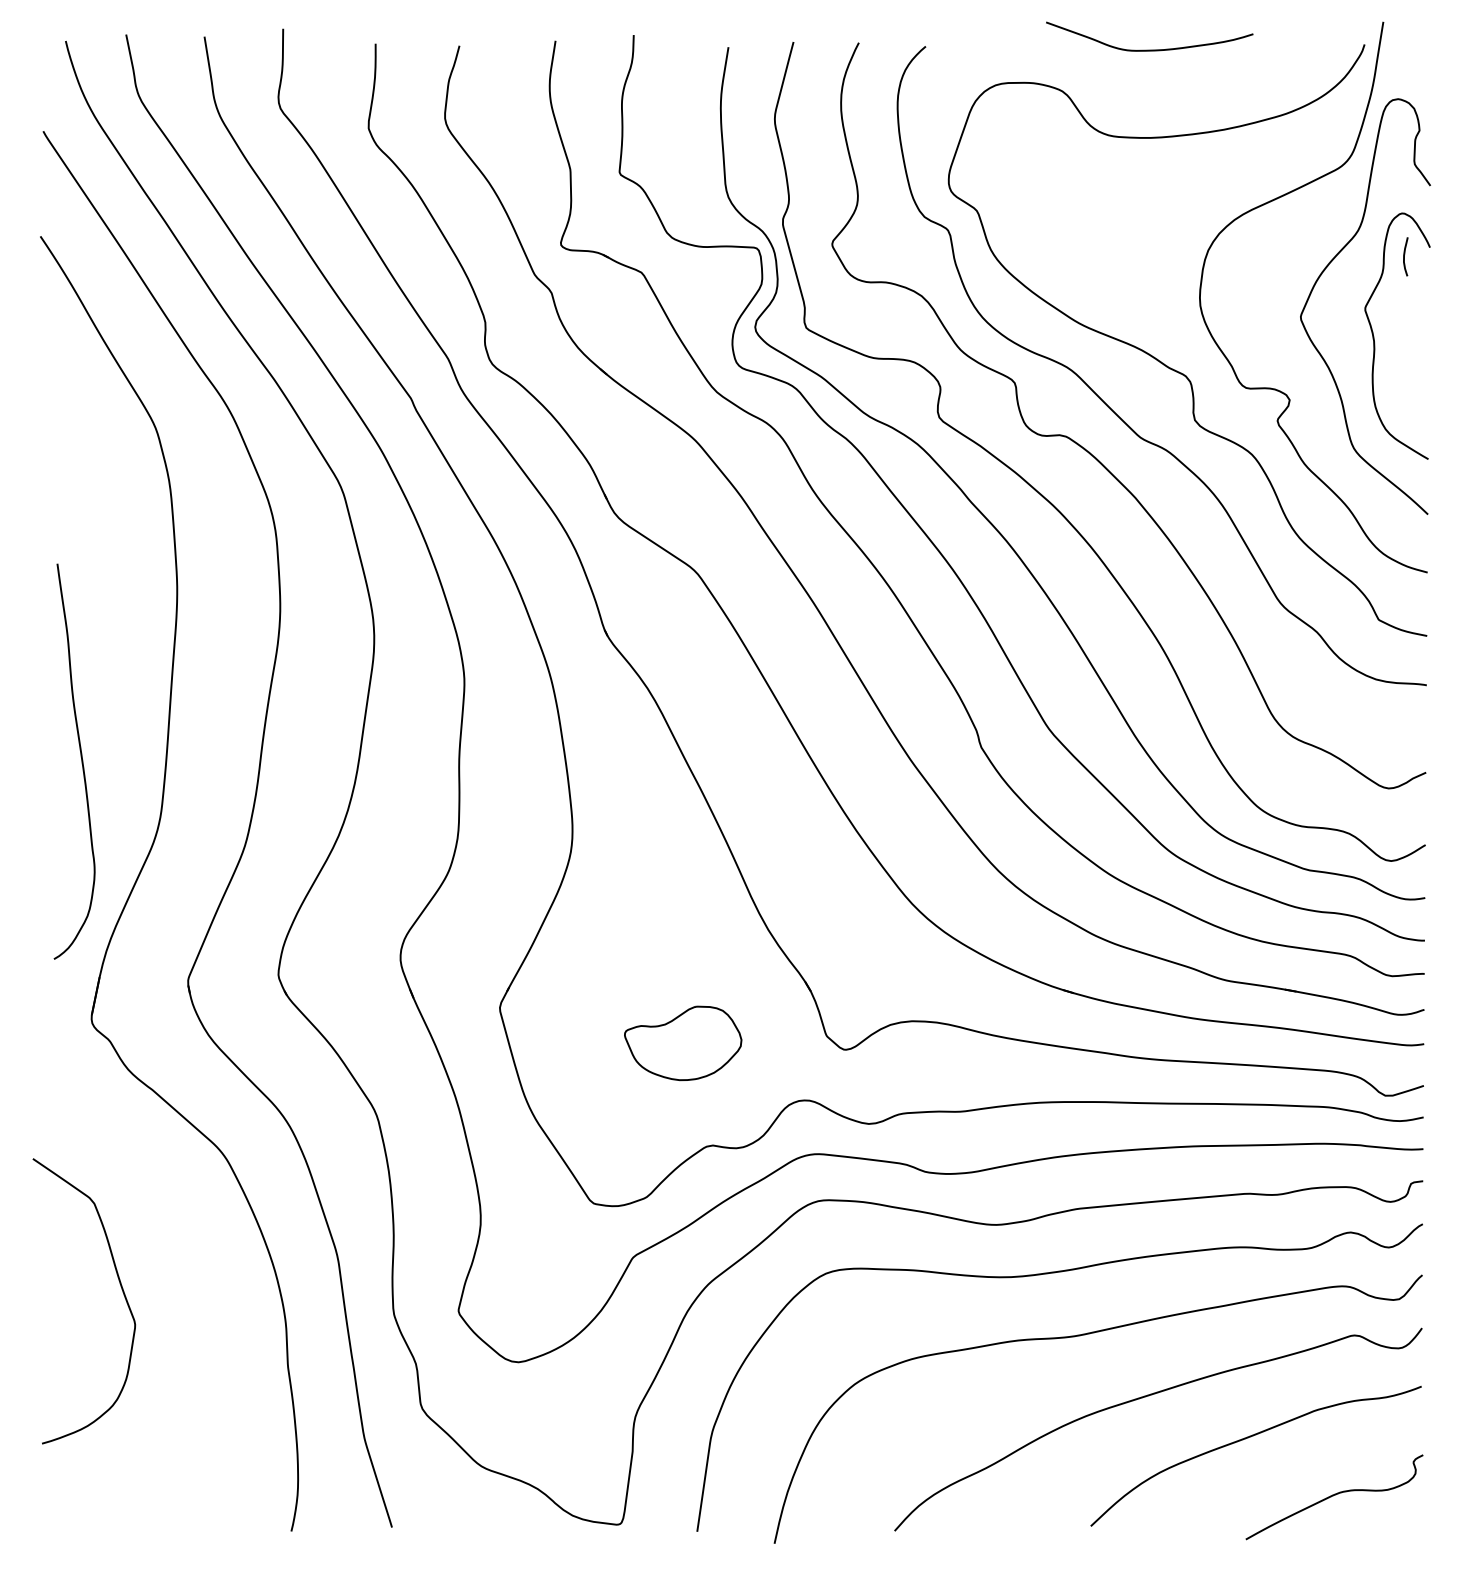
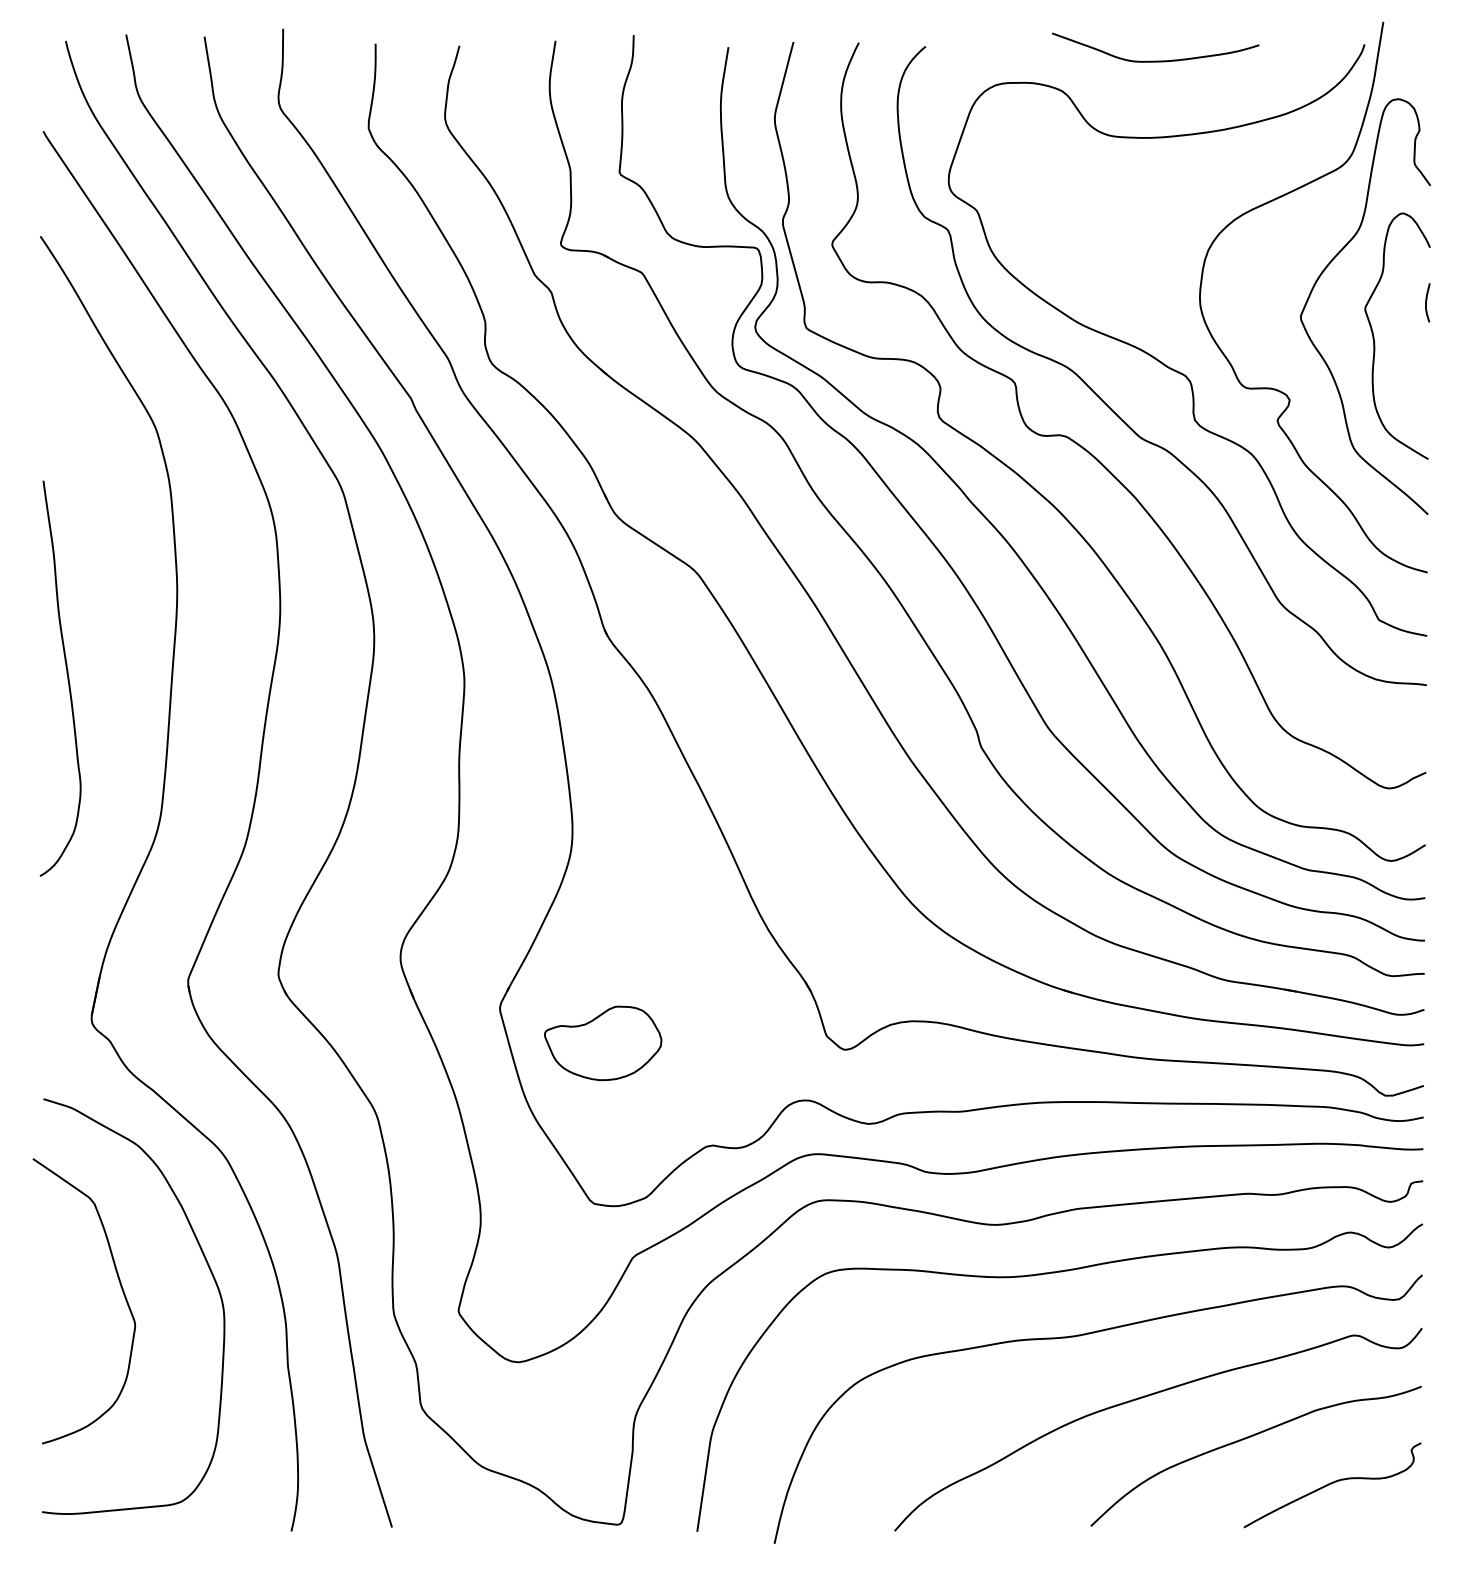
curve position: (1149, 49) -> (1155, 60) (1155, 60)
curve position: (1404, 256) -> (1426, 302) (1426, 302)
curve position: (81, 761) -> (67, 678) (67, 678)
part position: (683, 1043) -> (603, 1043) (603, 1043)
curve: none -> present (209, 1270)
curve position: (1333, 1496) -> (1331, 1484) (1331, 1484)
